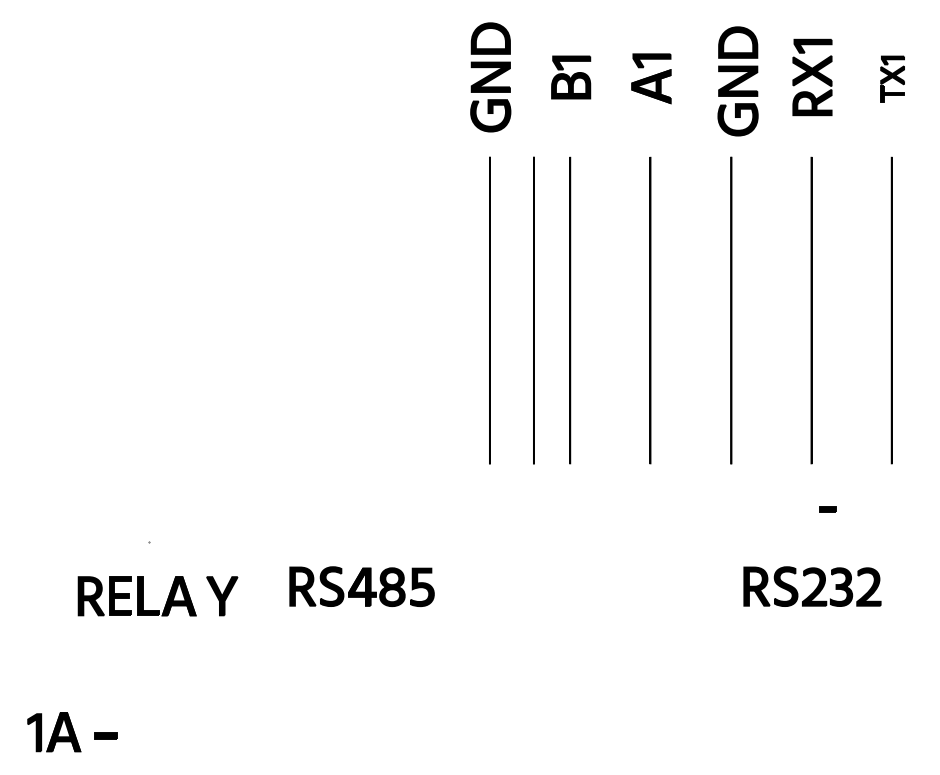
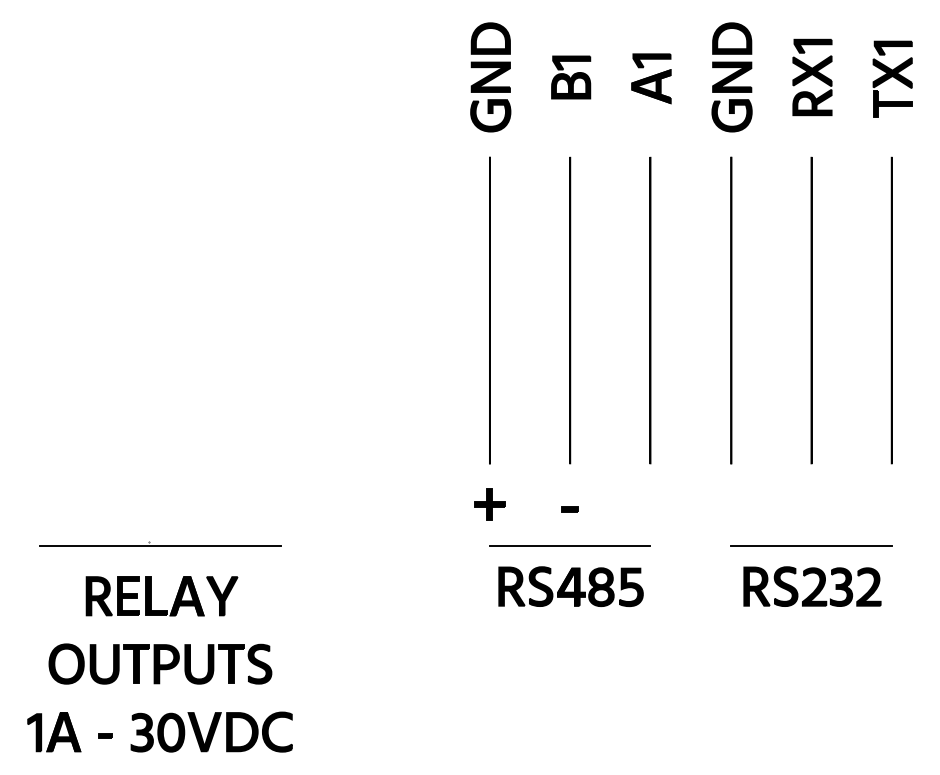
part size: 25x48 px -> 41x78 px (892, 78)
part position: (737, 81) -> (731, 77) (731, 77)
line: present -> none (533, 310)
part: none -> present (489, 504)
part position: (827, 509) -> (569, 509) (569, 509)
line: none -> present (160, 545)
line: none -> present (569, 545)
line: none -> present (811, 545)
part position: (361, 586) -> (570, 586) (570, 586)
part position: (136, 596) -> (144, 596) (144, 596)
part: none -> present (160, 663)
part: none -> present (211, 731)
part size: 24x8 px -> 15x6 px (105, 735)
